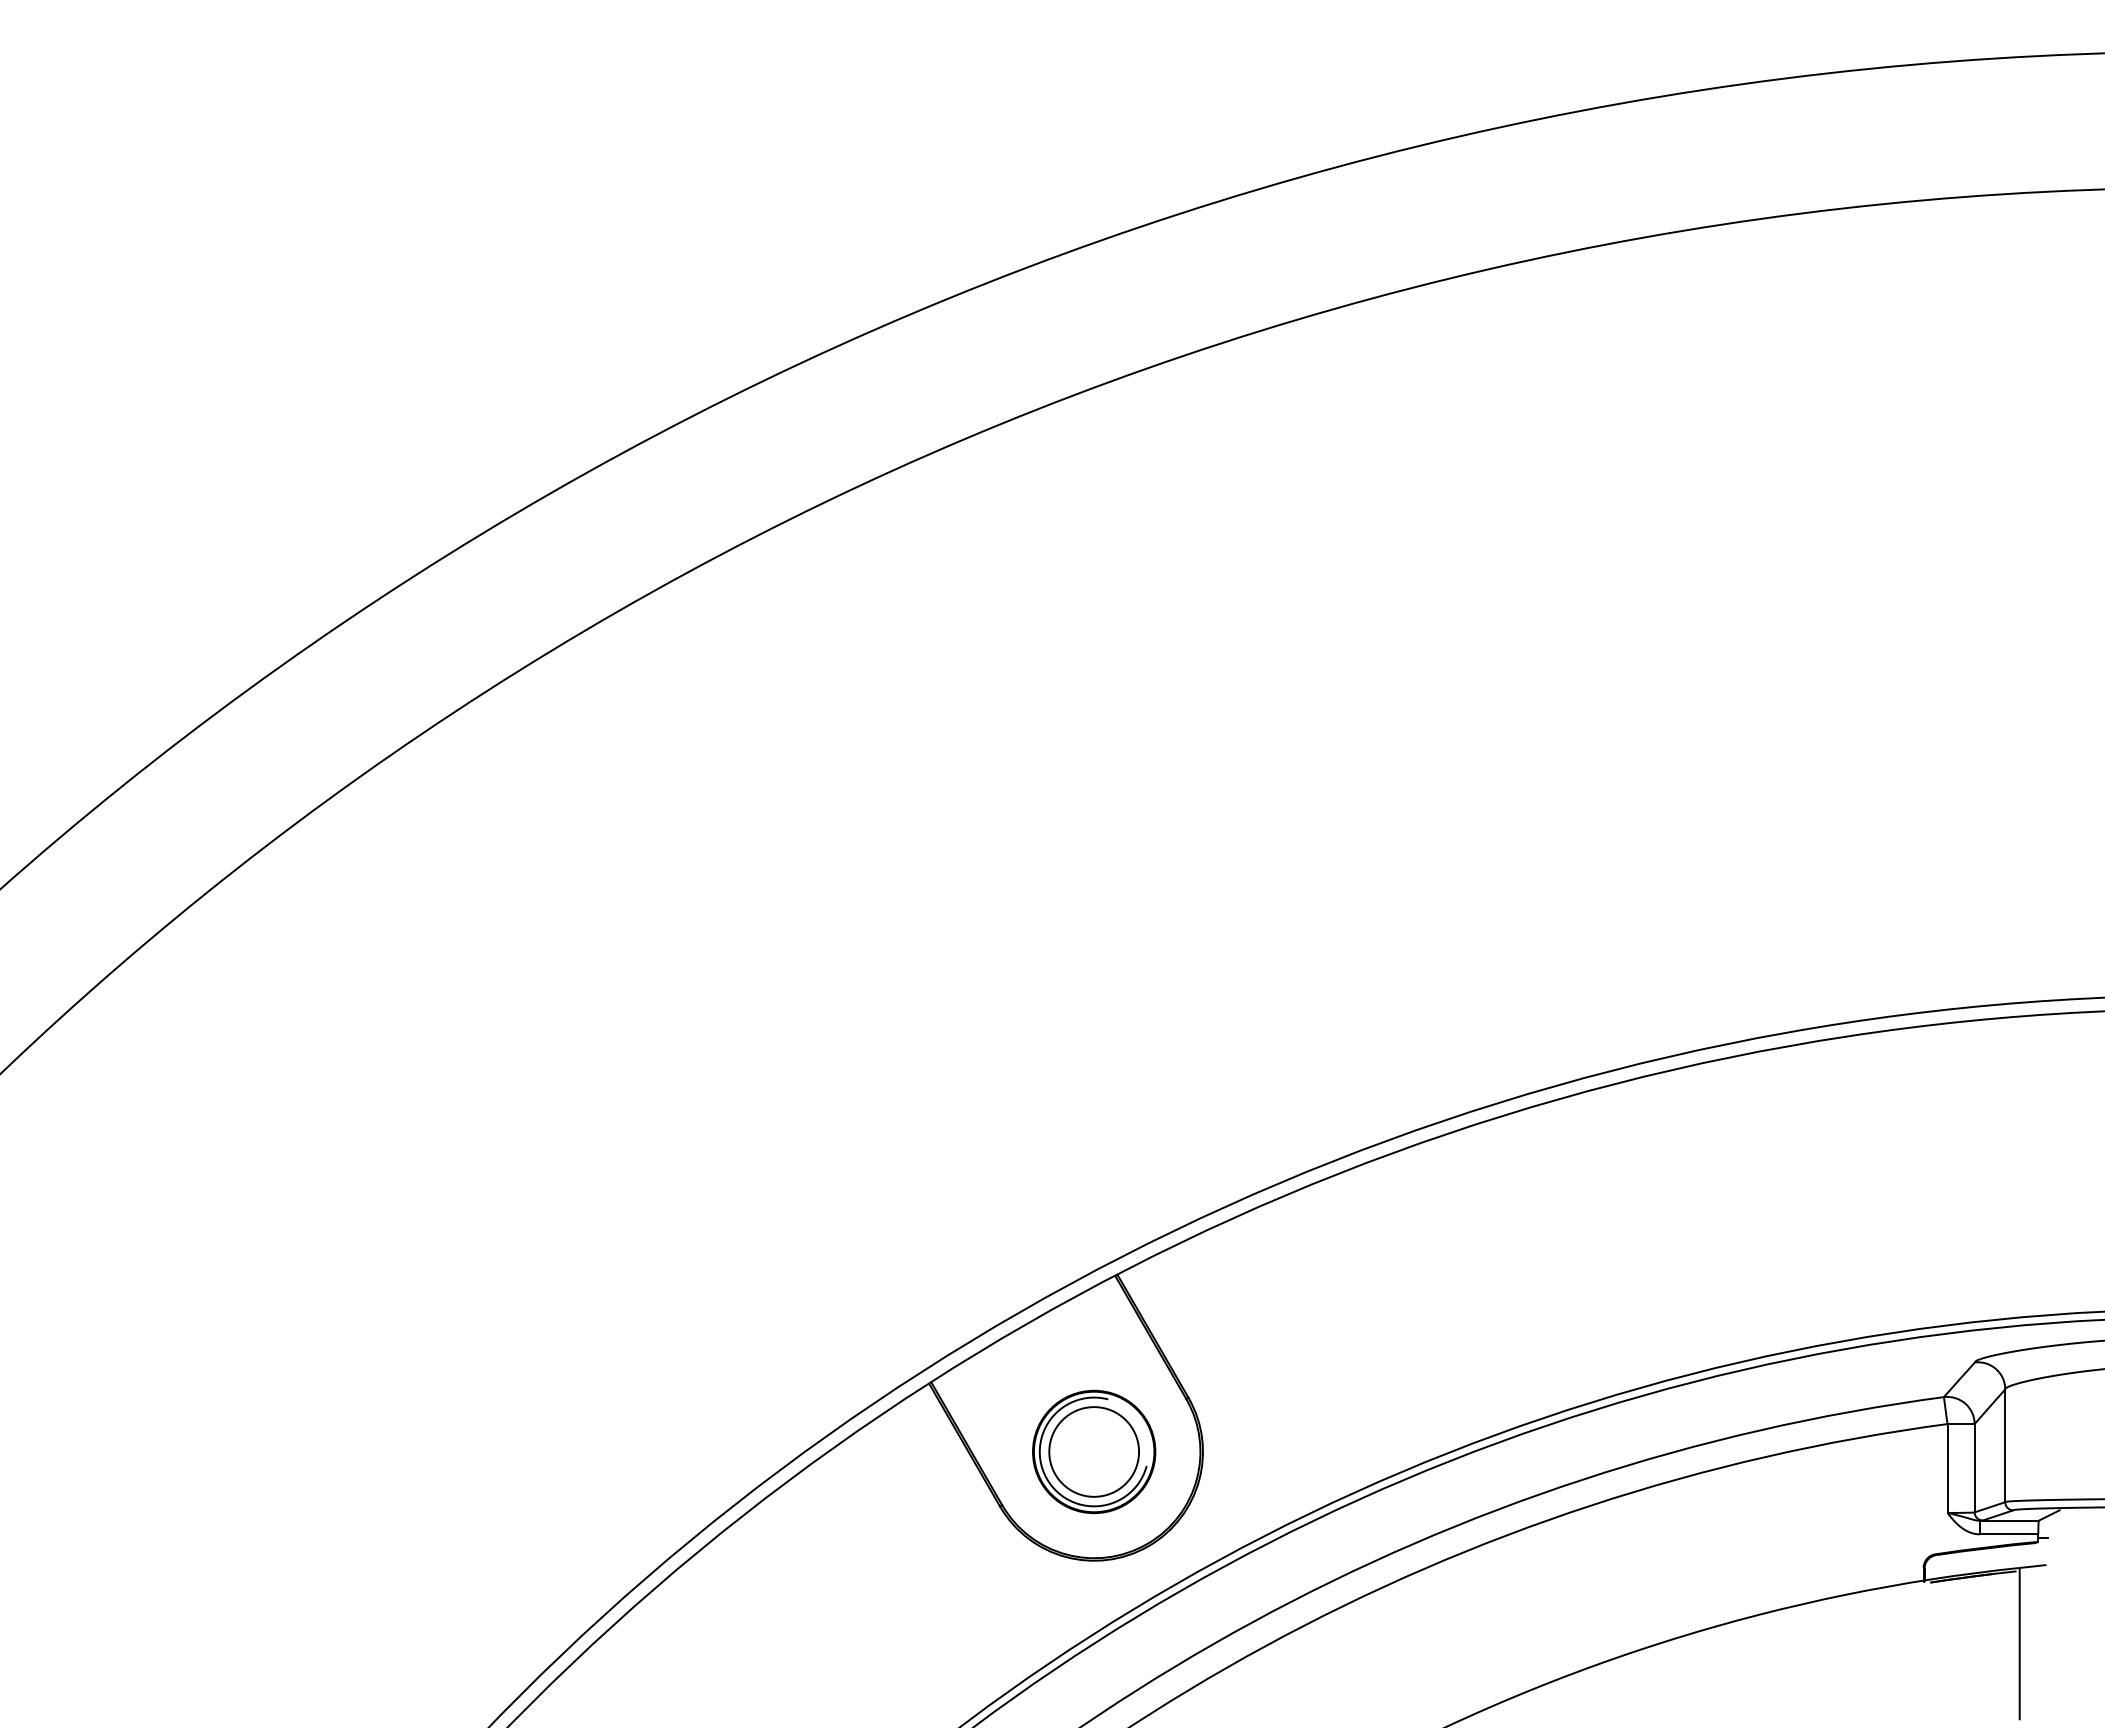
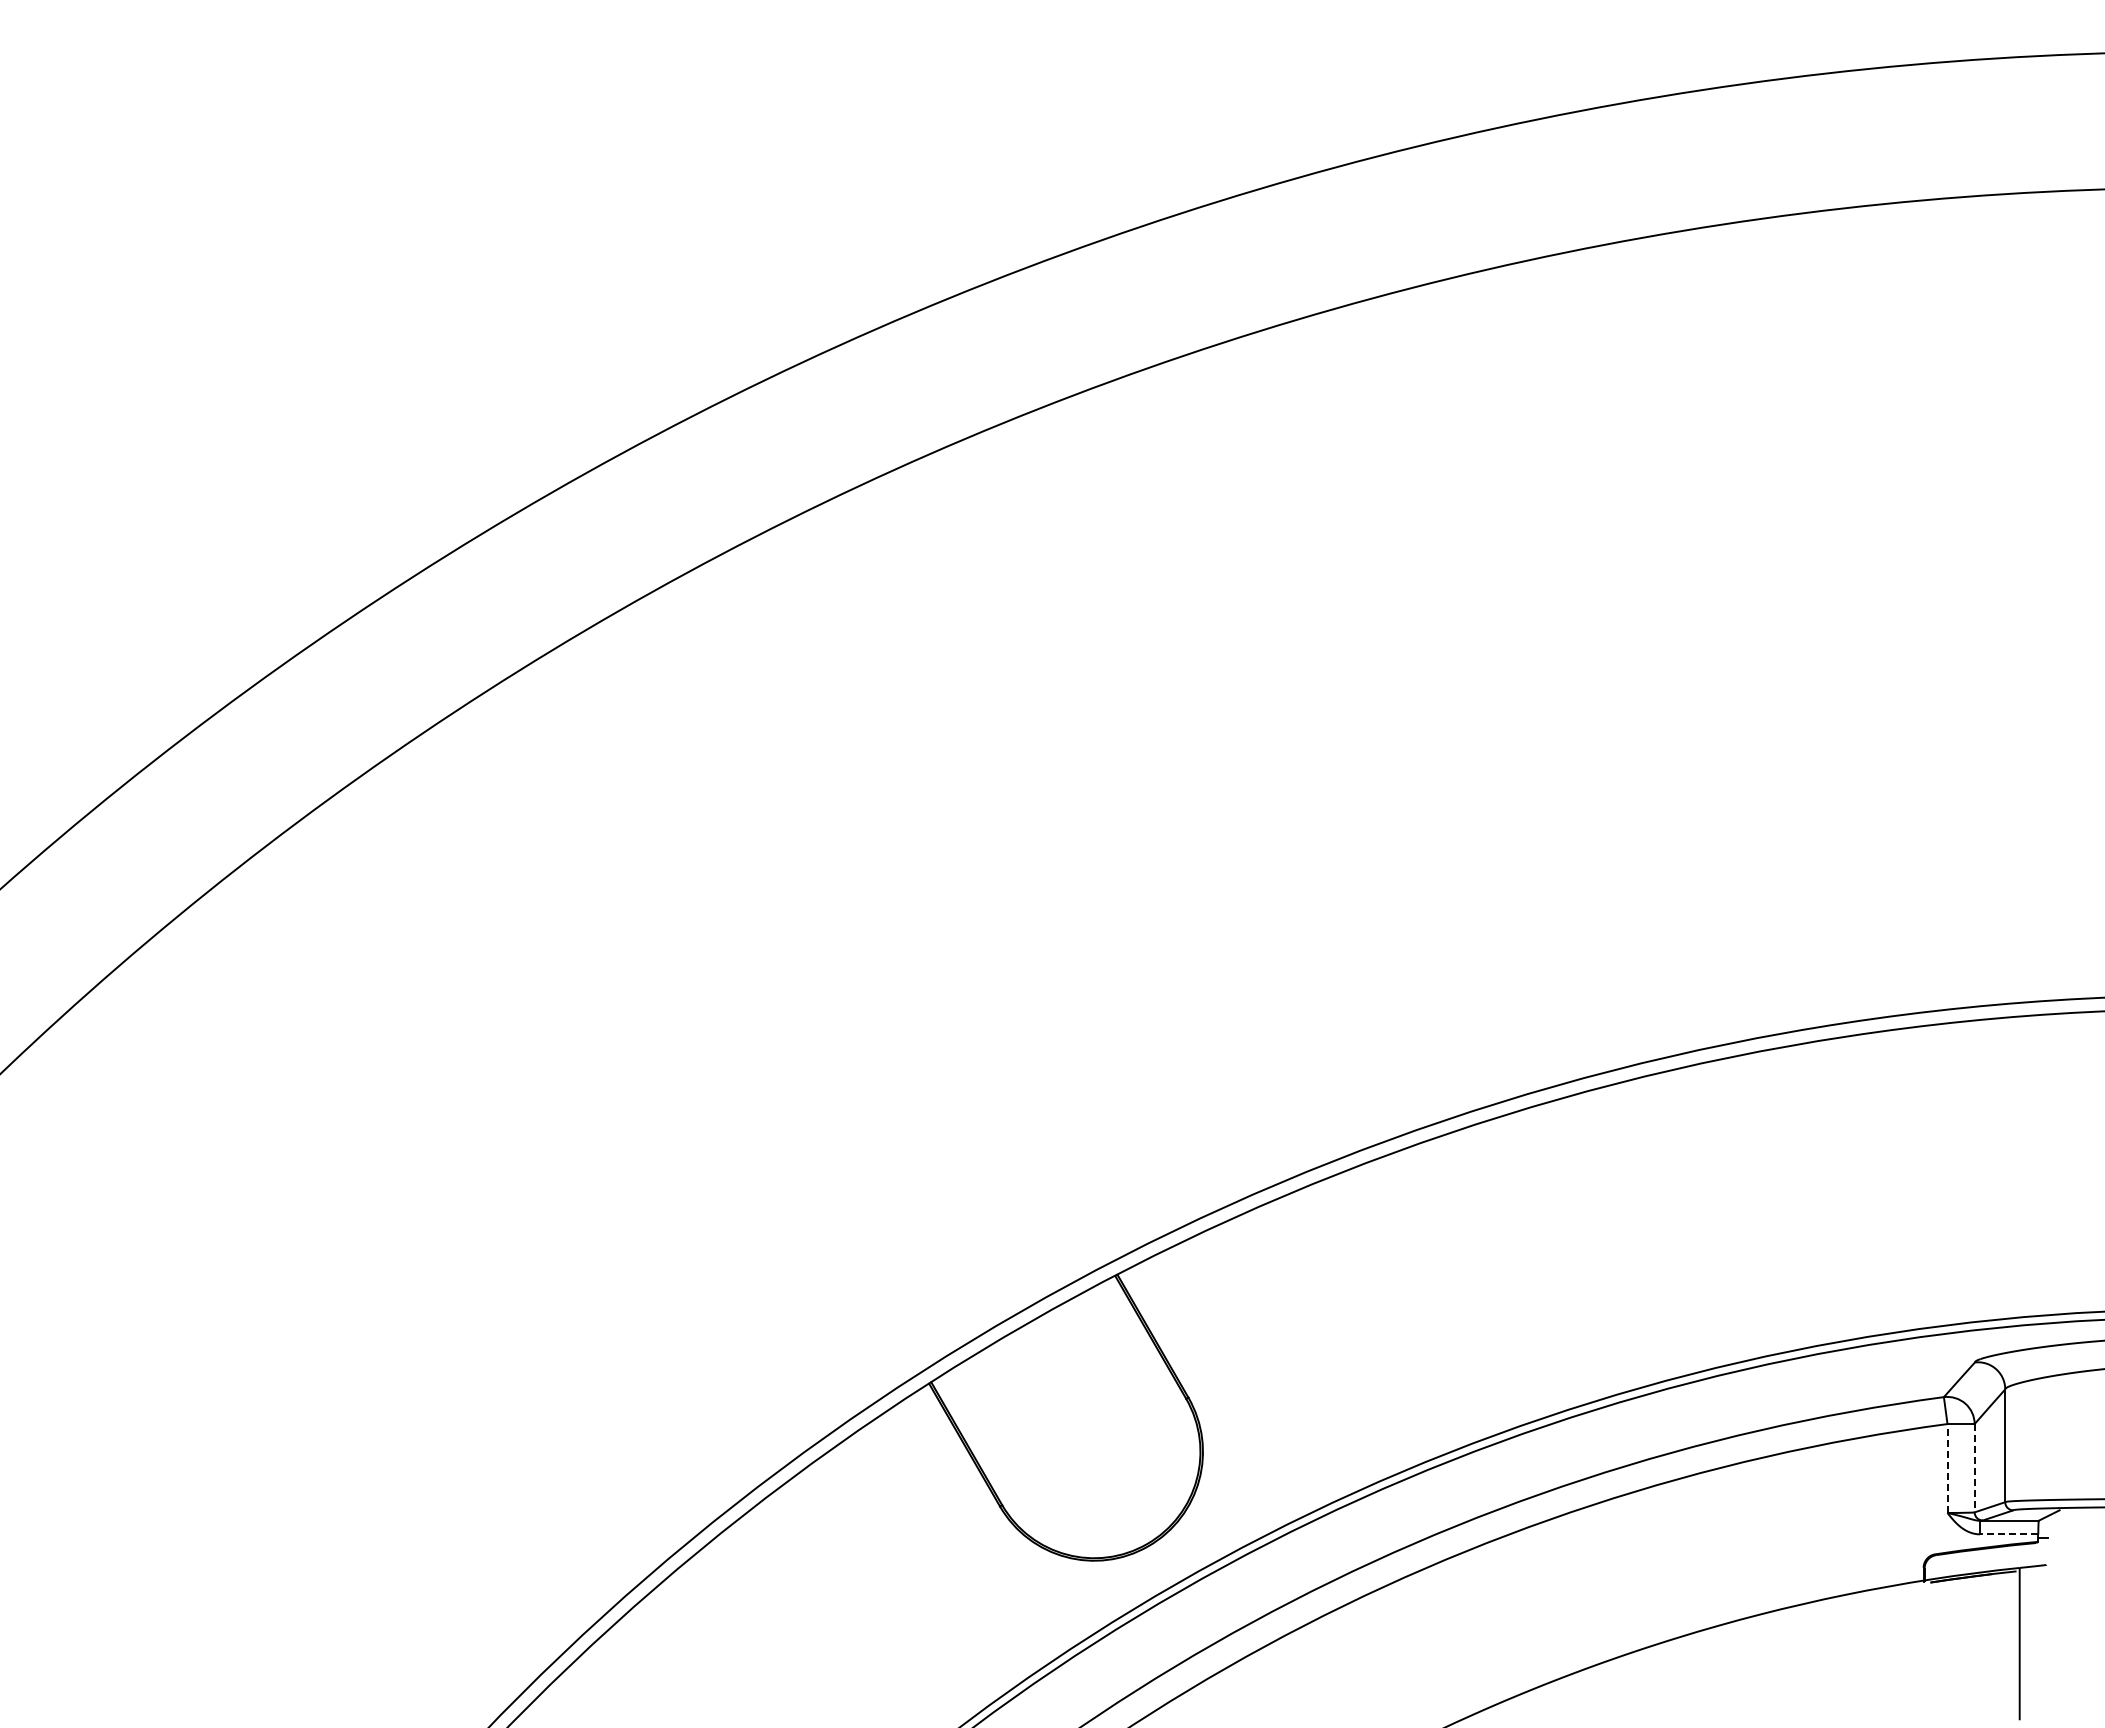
part: present -> none (1094, 1451)
line: solid -> dashed (1947, 1468)
line: solid -> dashed (1974, 1468)
line: solid -> dashed (2008, 1534)
